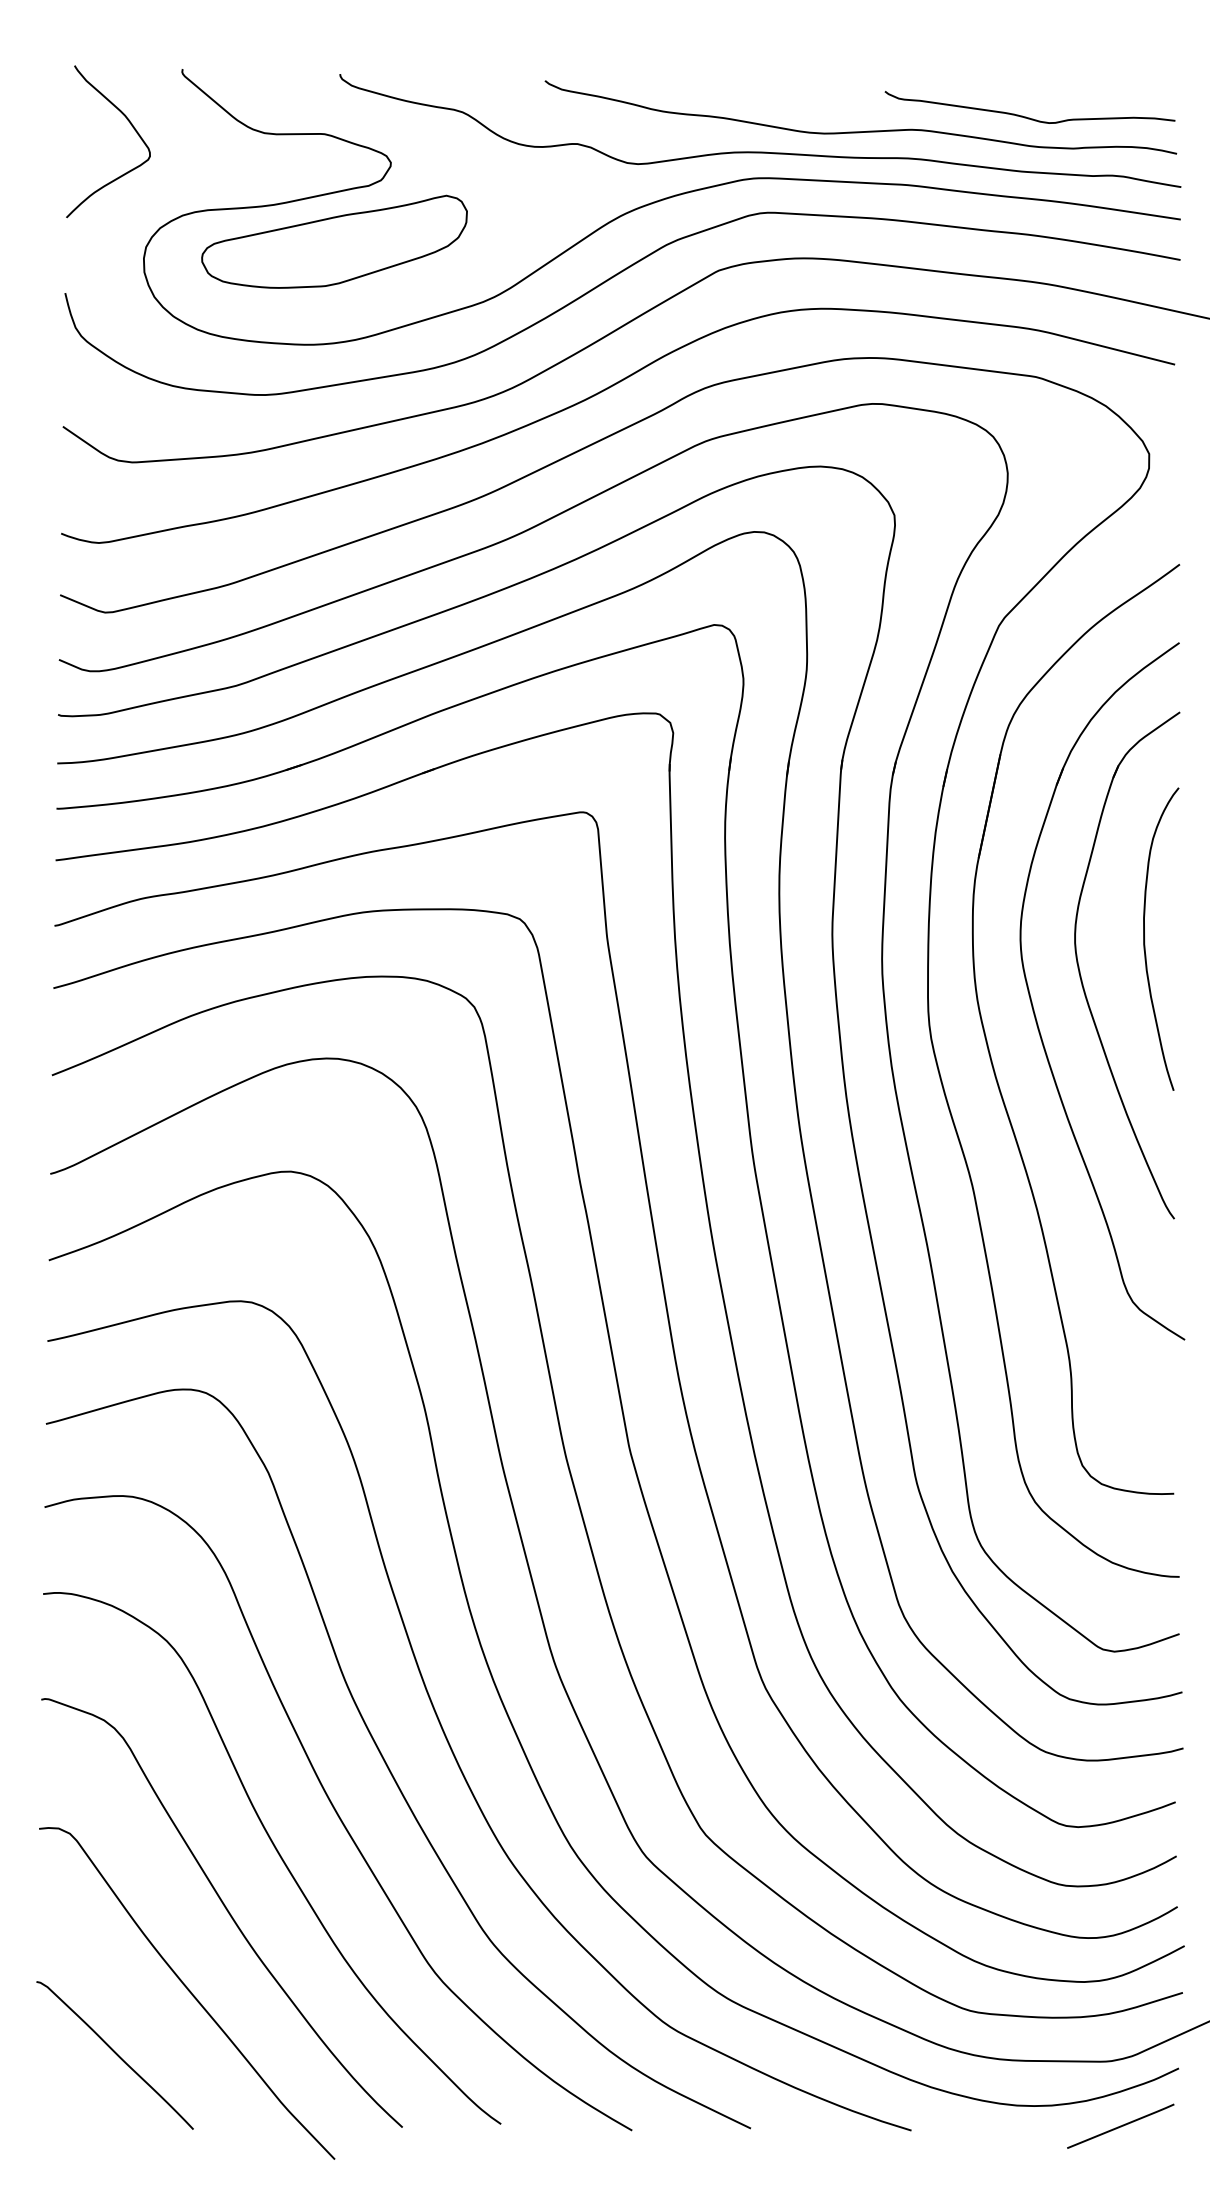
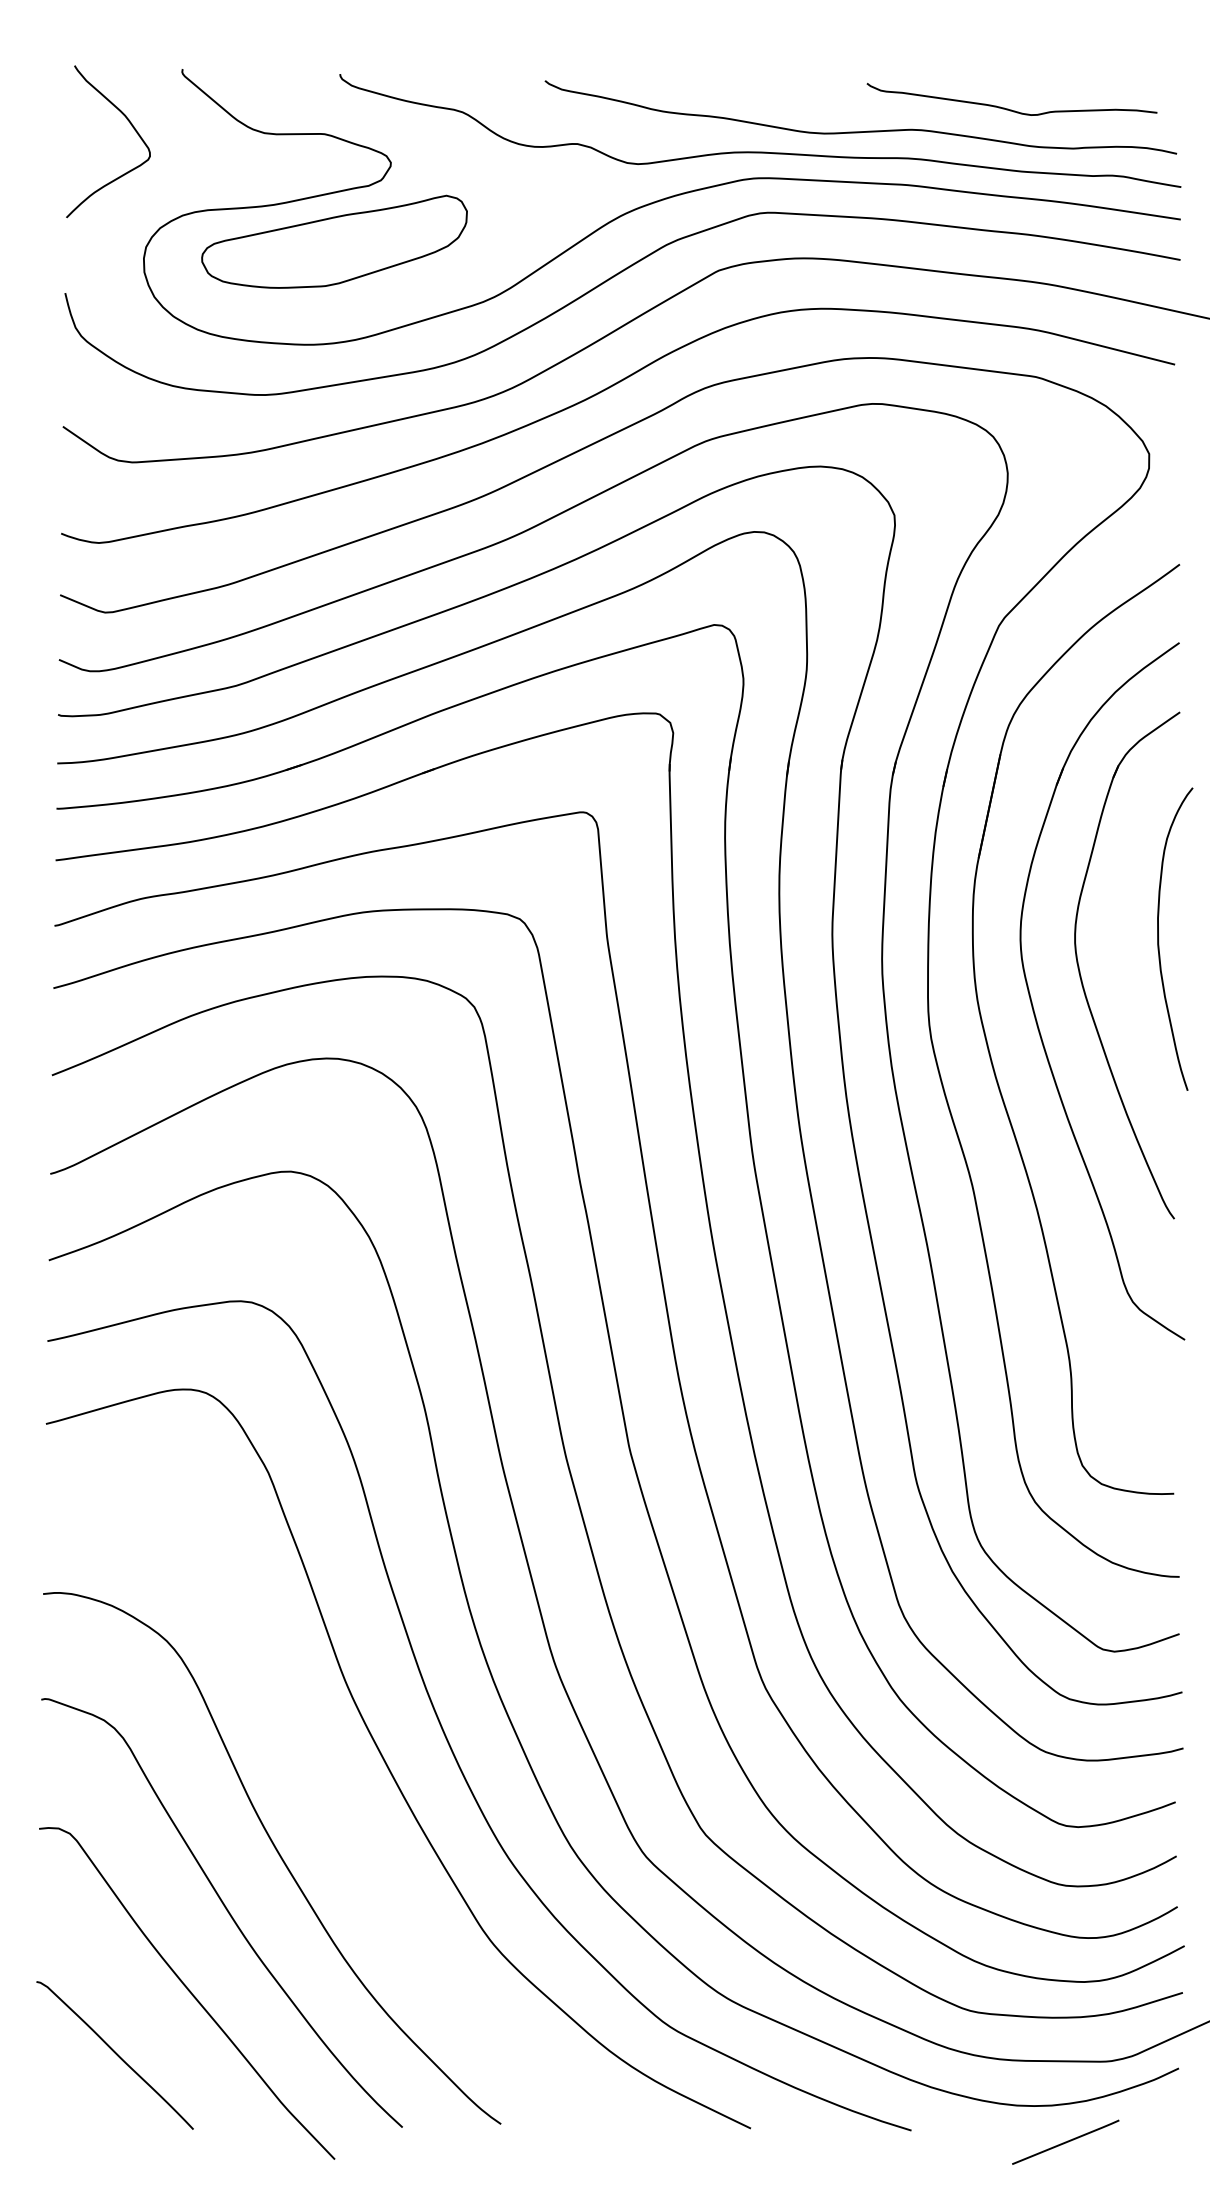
curve position: (1026, 116) -> (1008, 108) (1008, 108)
curve position: (1145, 940) -> (1159, 940) (1159, 940)
curve: present -> none (338, 1813)
line position: (1120, 2125) -> (1065, 2141) (1065, 2141)
